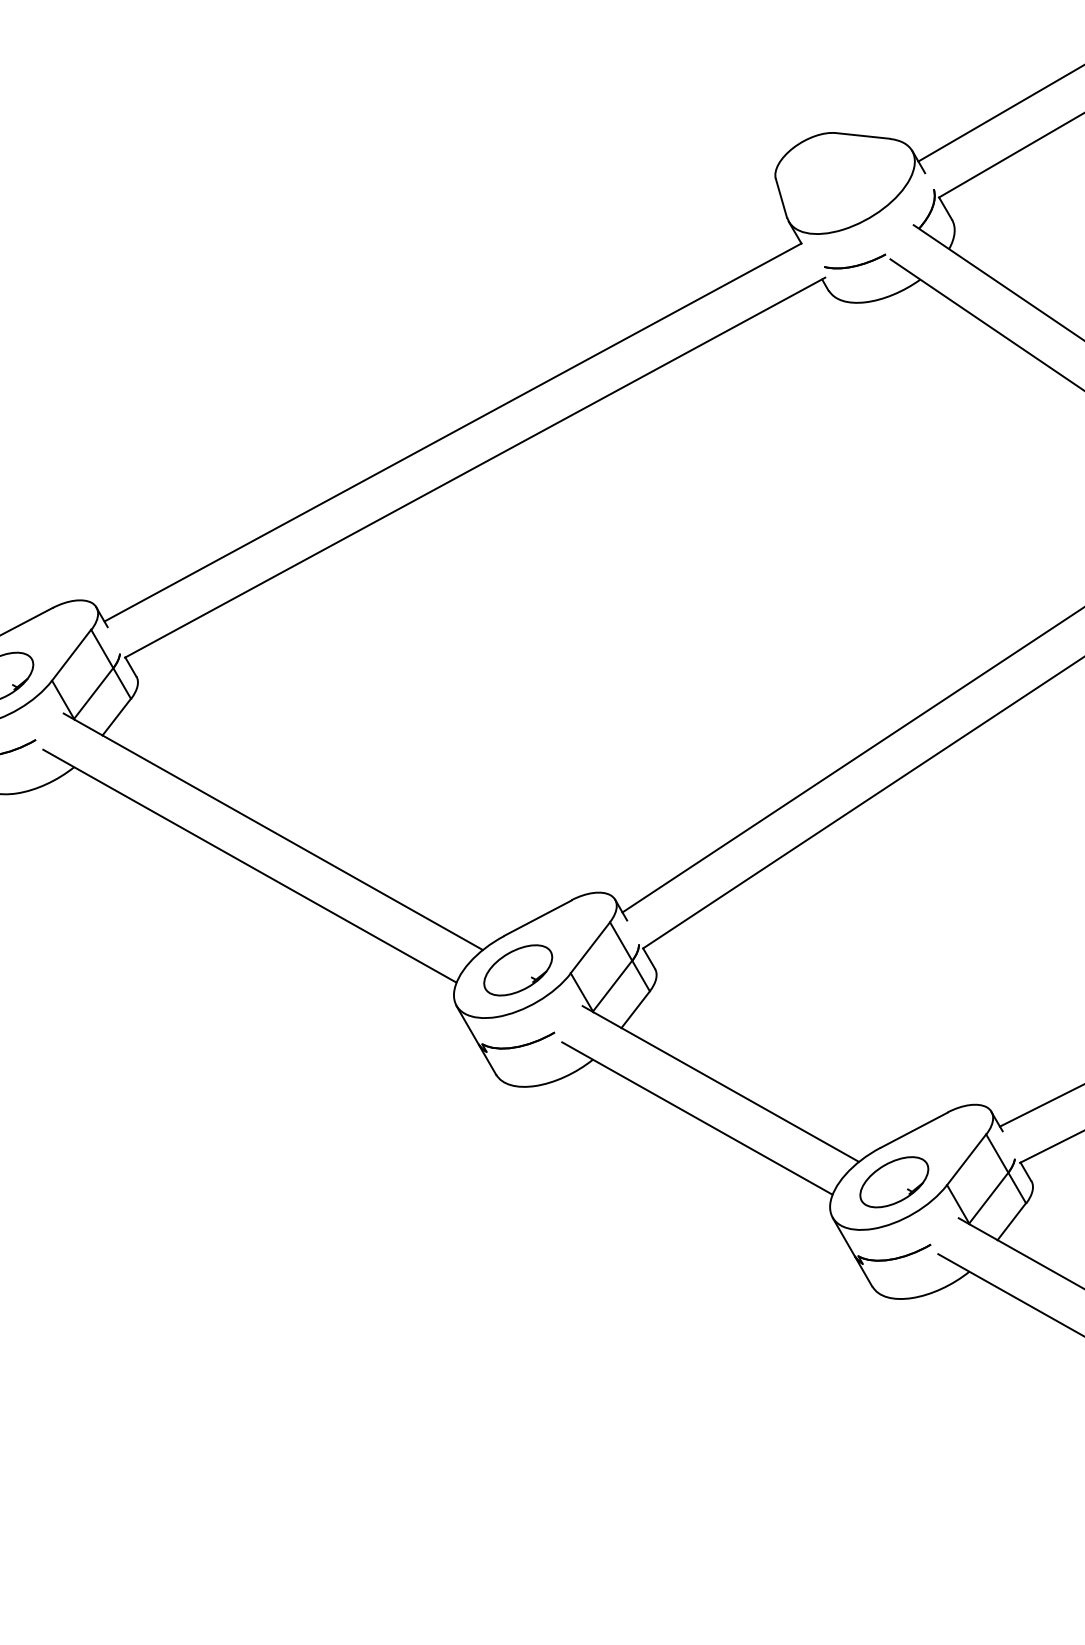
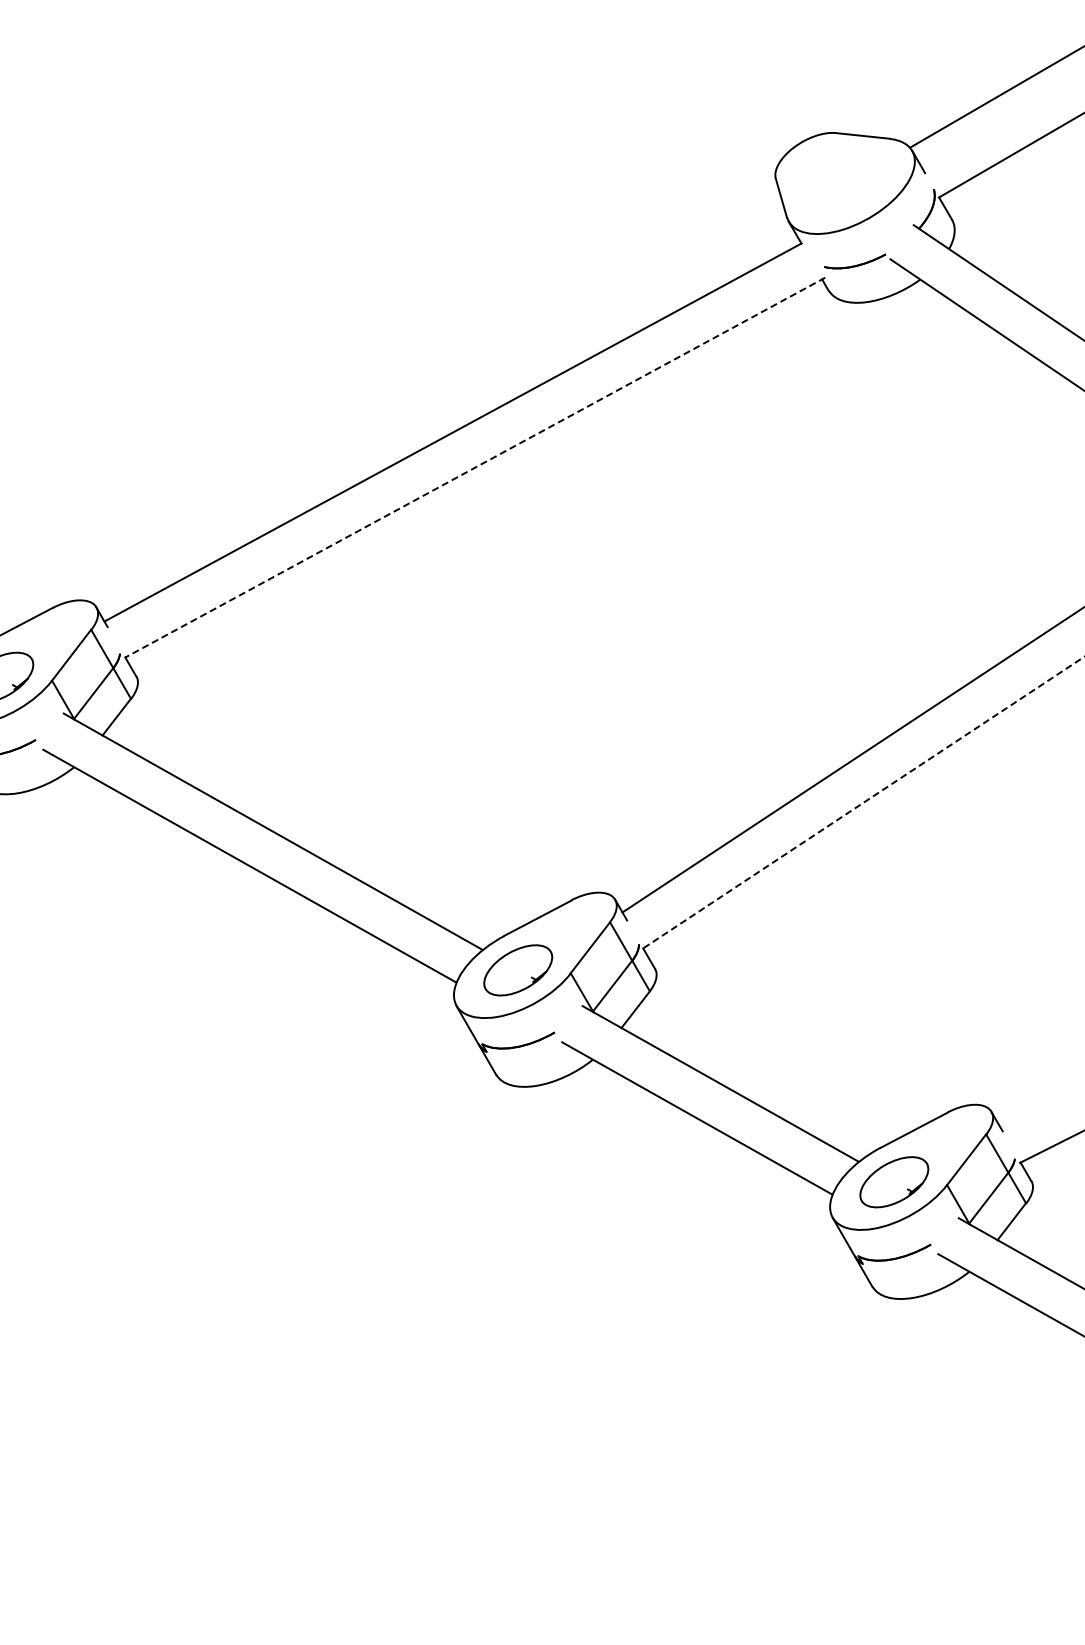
line position: (999, 113) -> (995, 97) (995, 97)
line: solid -> dashed (474, 467)
line: solid -> dashed (863, 802)
line: present -> none (1040, 1105)
